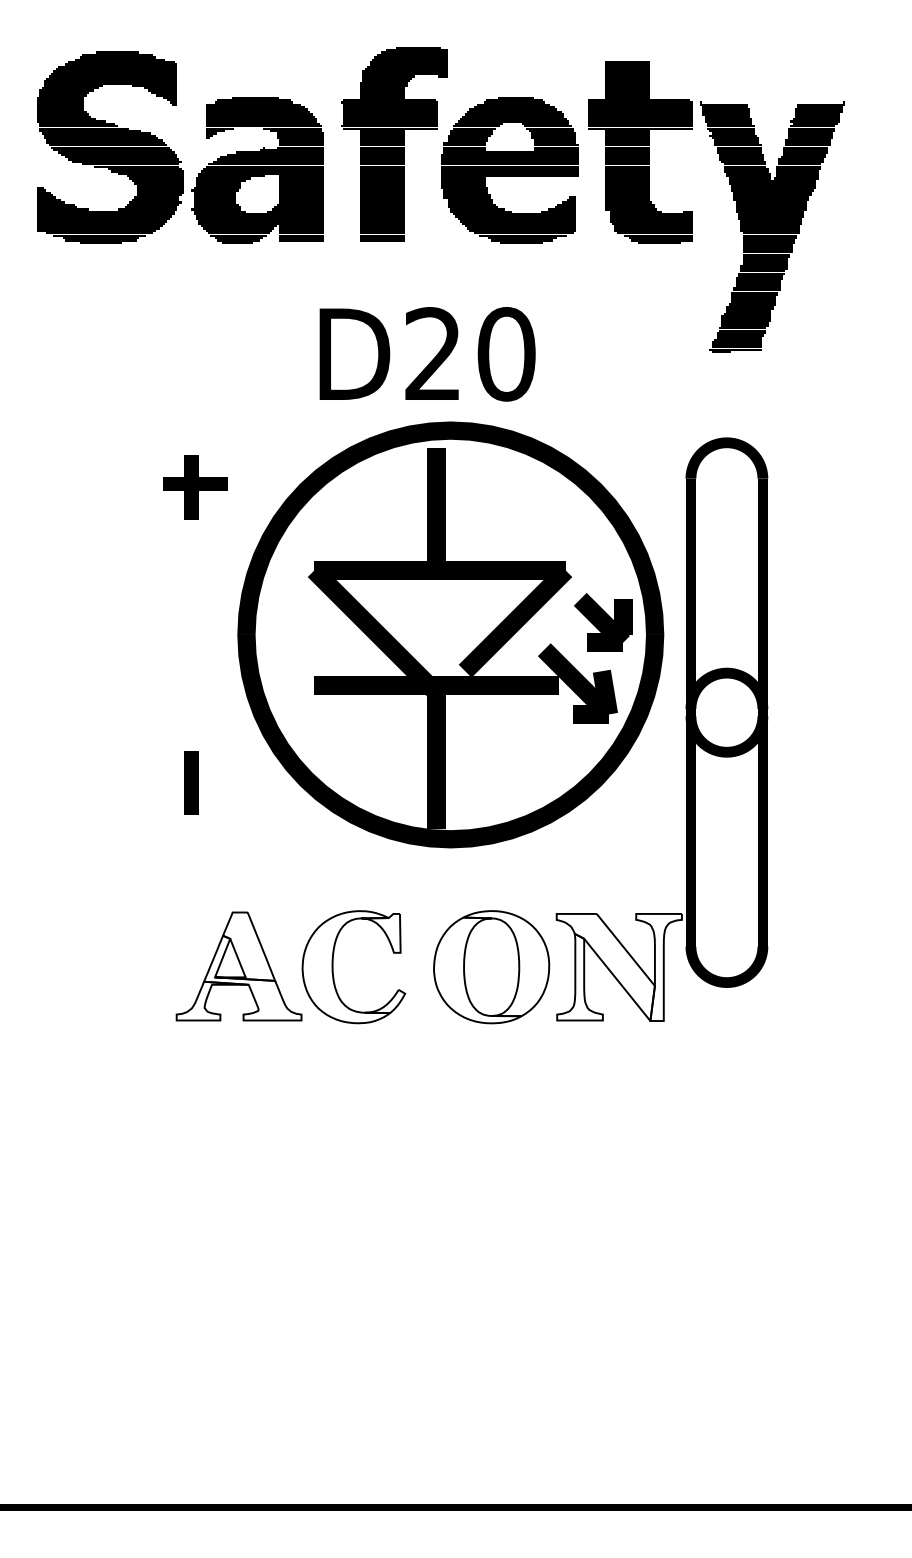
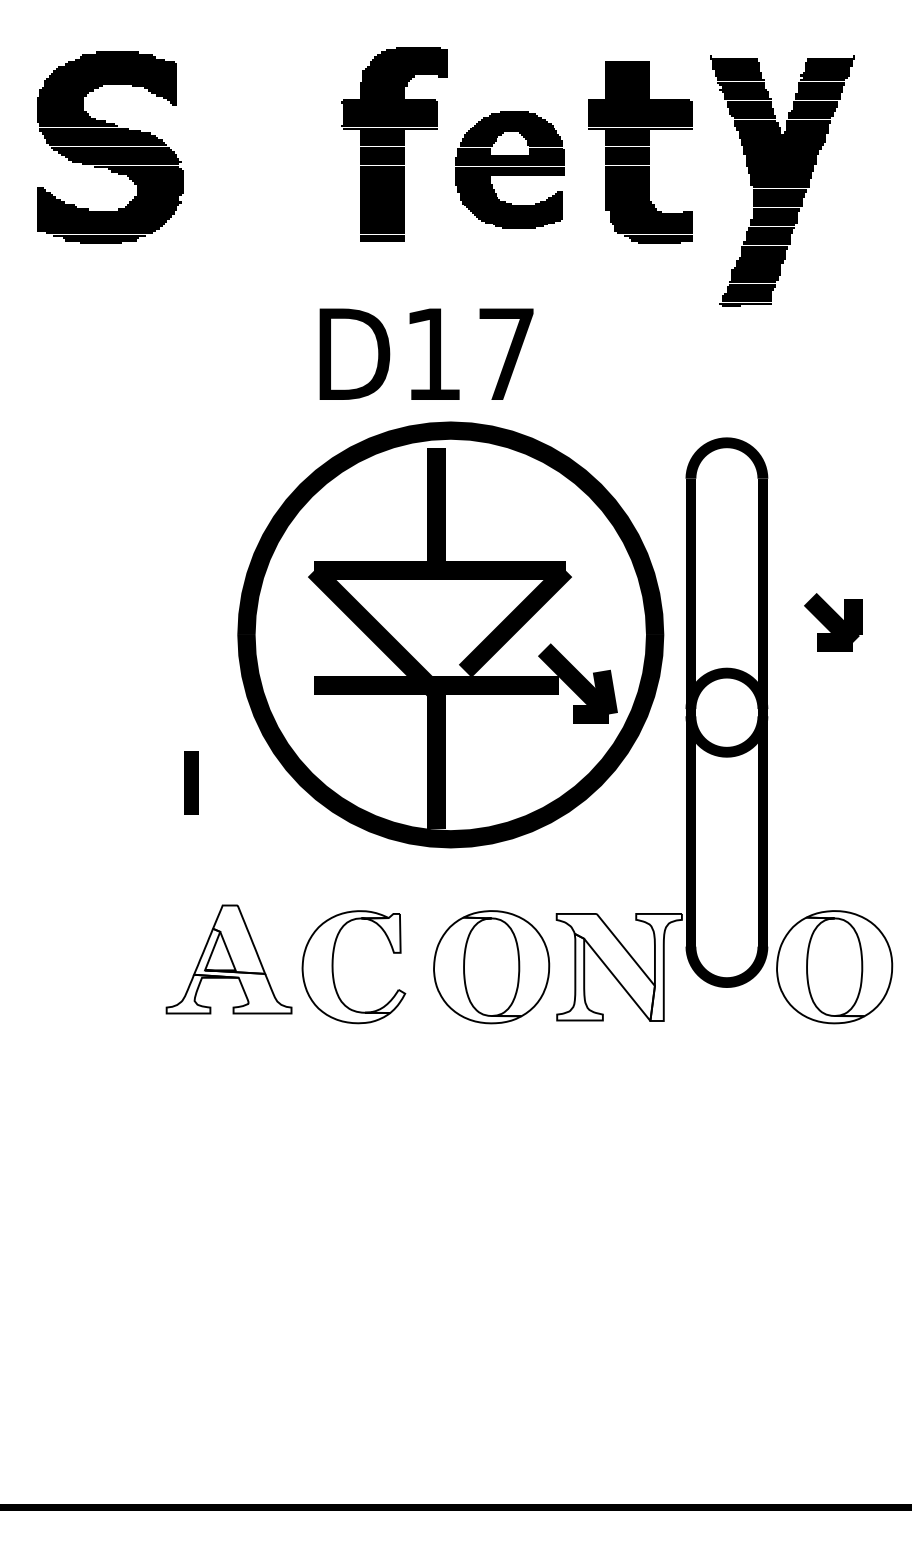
part: present -> none (257, 170)
part size: 138x147 px -> 110x118 px (509, 169)
part position: (772, 226) -> (782, 180) (782, 180)
text: D20 -> D17 (470, 354)
part: present -> none (195, 487)
part position: (603, 622) -> (833, 622) (833, 622)
part position: (238, 966) -> (228, 959) (228, 959)
part: none -> present (834, 967)
